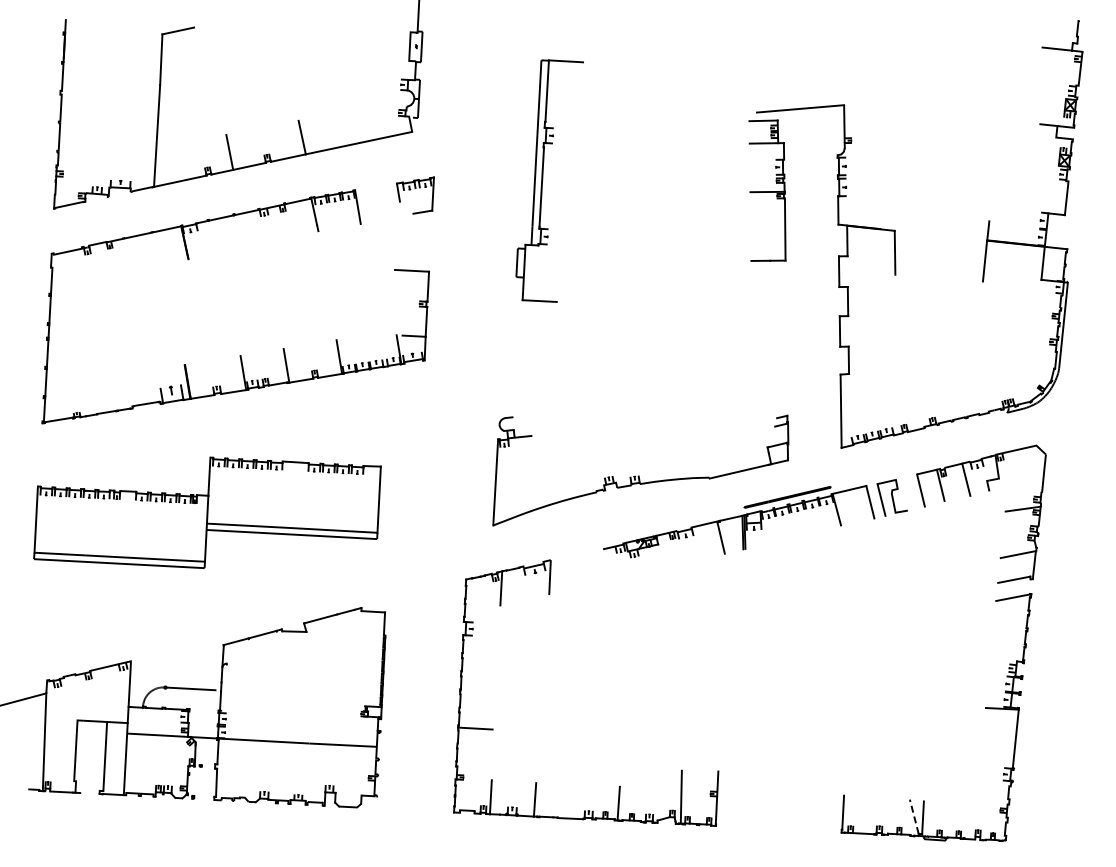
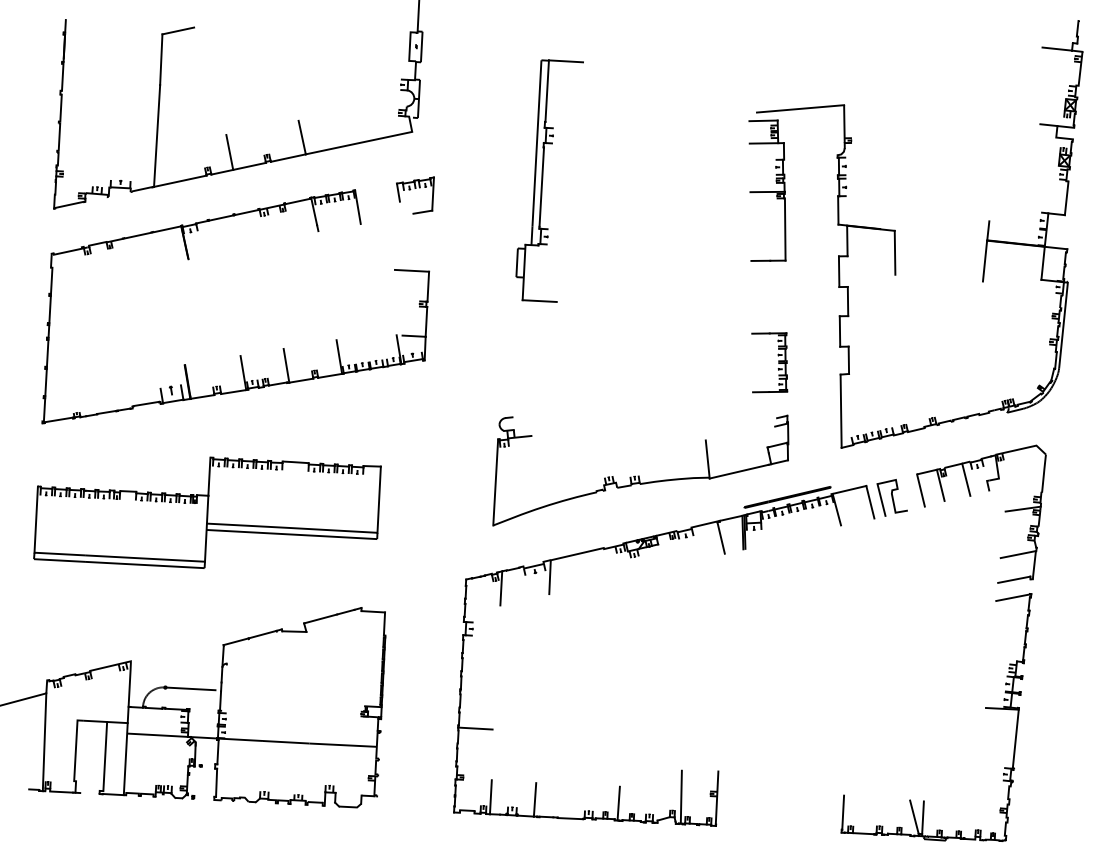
part: none -> present (778, 362)
line: none -> present (707, 459)
line: none -> present (576, 554)
line: dashed -> solid (914, 816)
